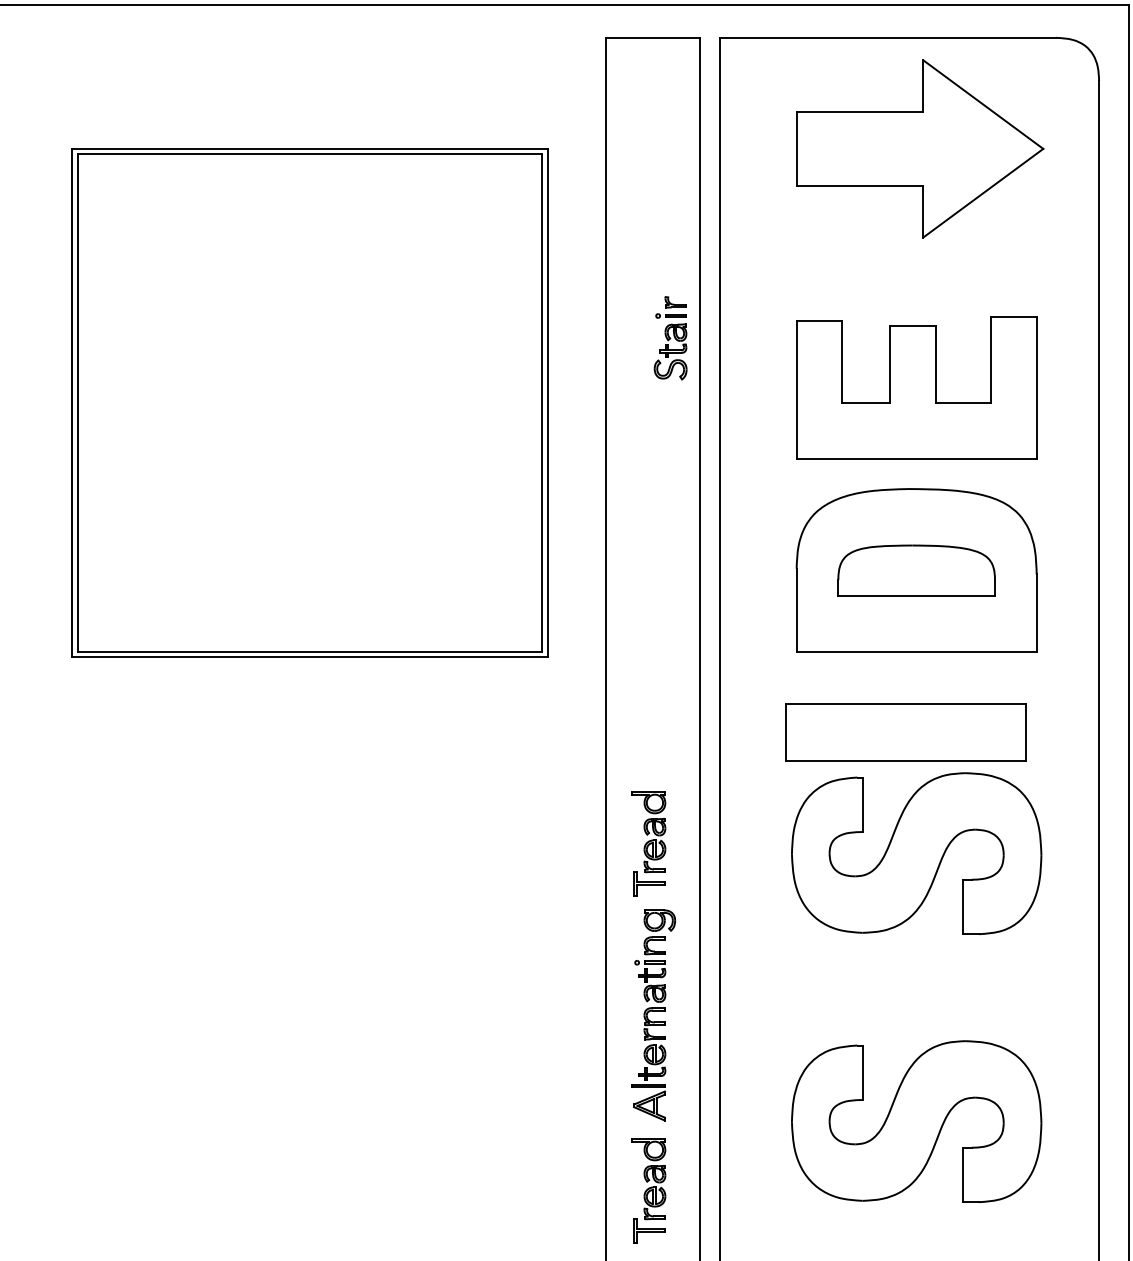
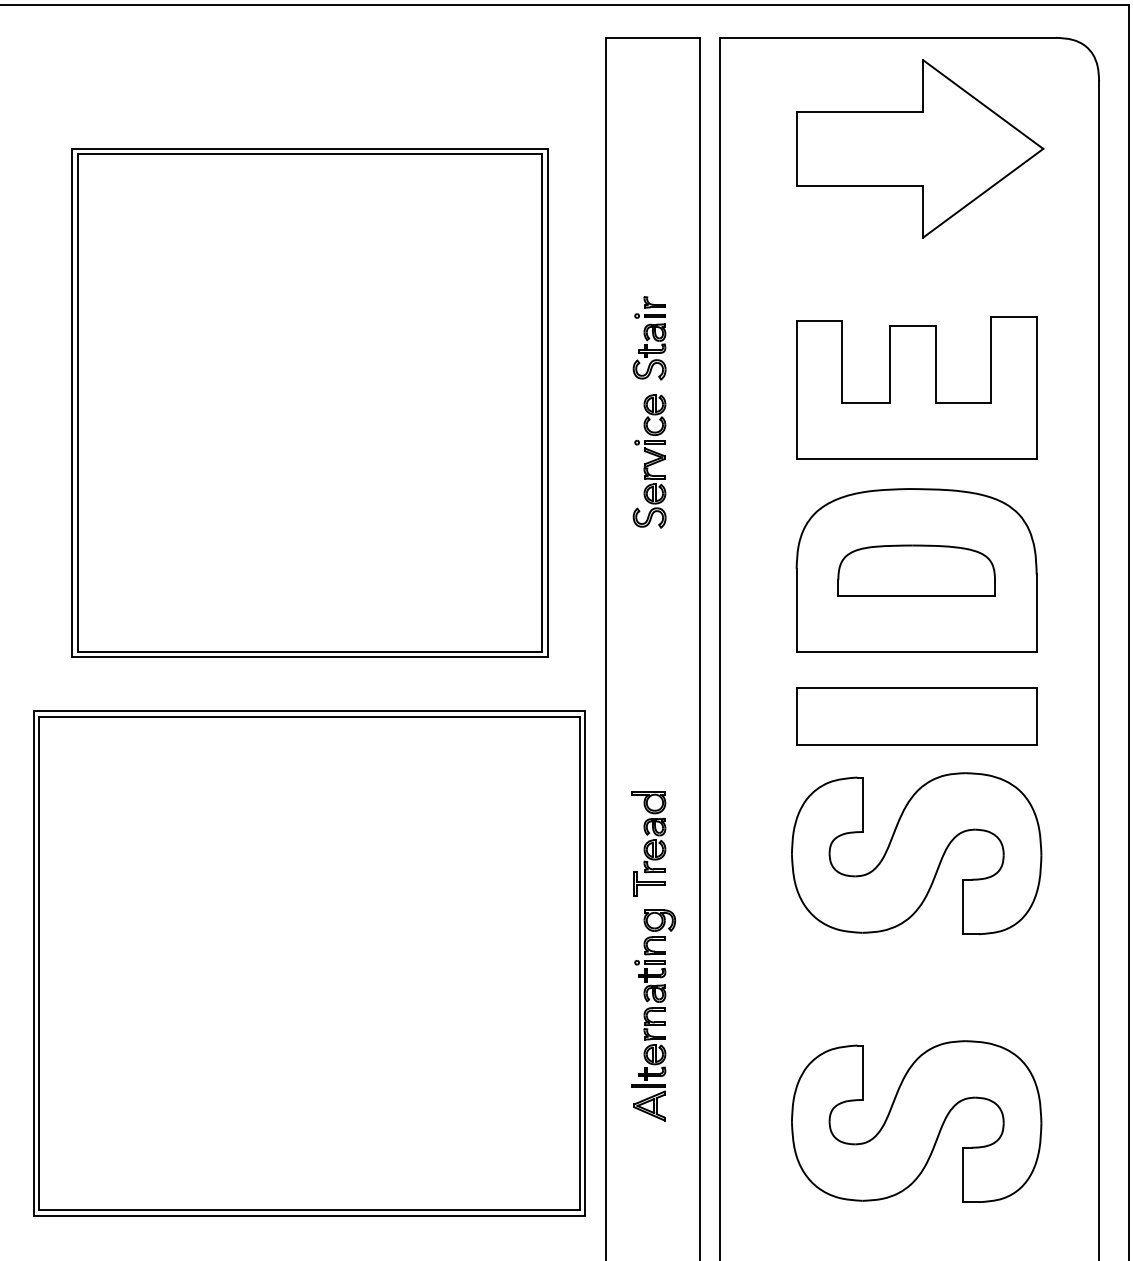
part position: (670, 338) -> (649, 338) (649, 338)
part: none -> present (649, 461)
part position: (905, 732) -> (916, 716) (916, 716)
part: none -> present (309, 963)
part: present -> none (648, 1190)
